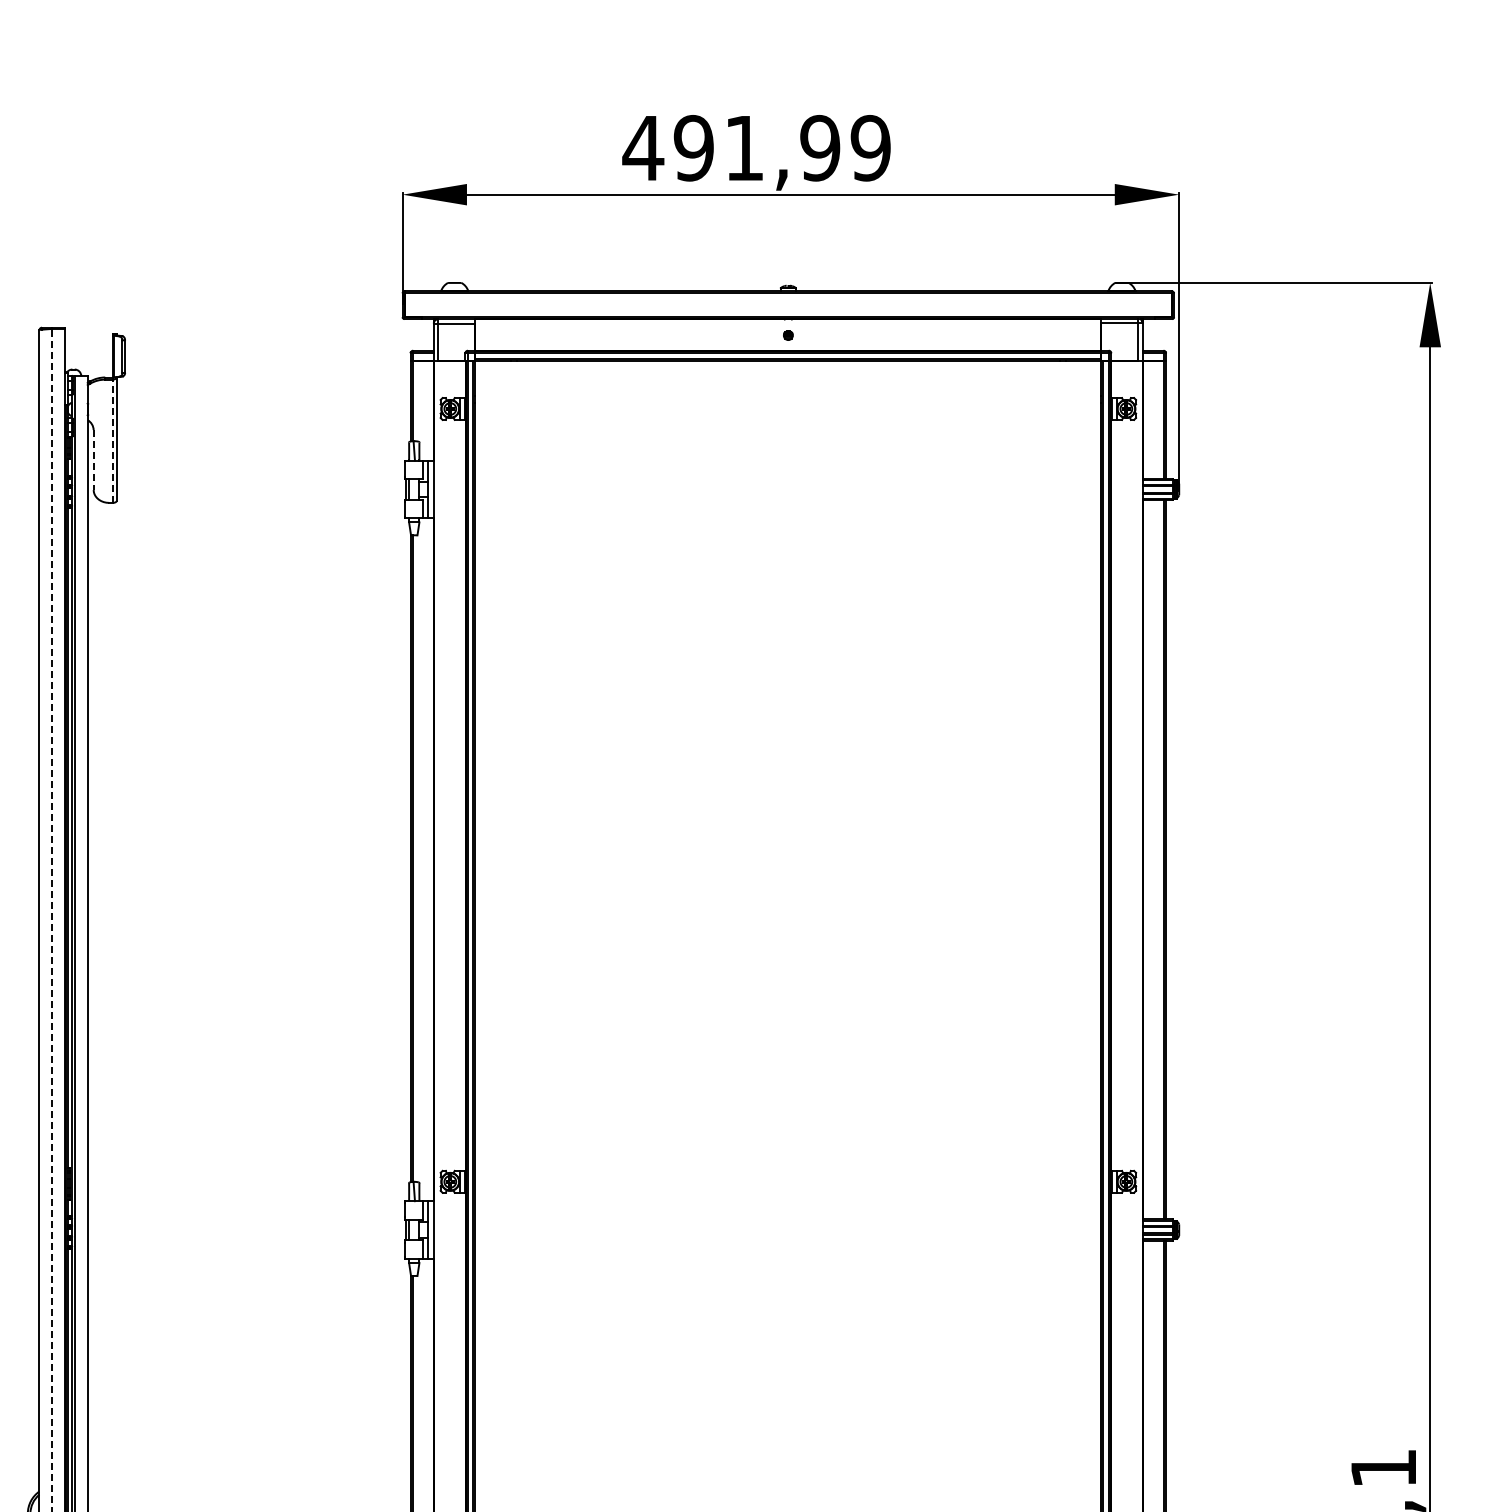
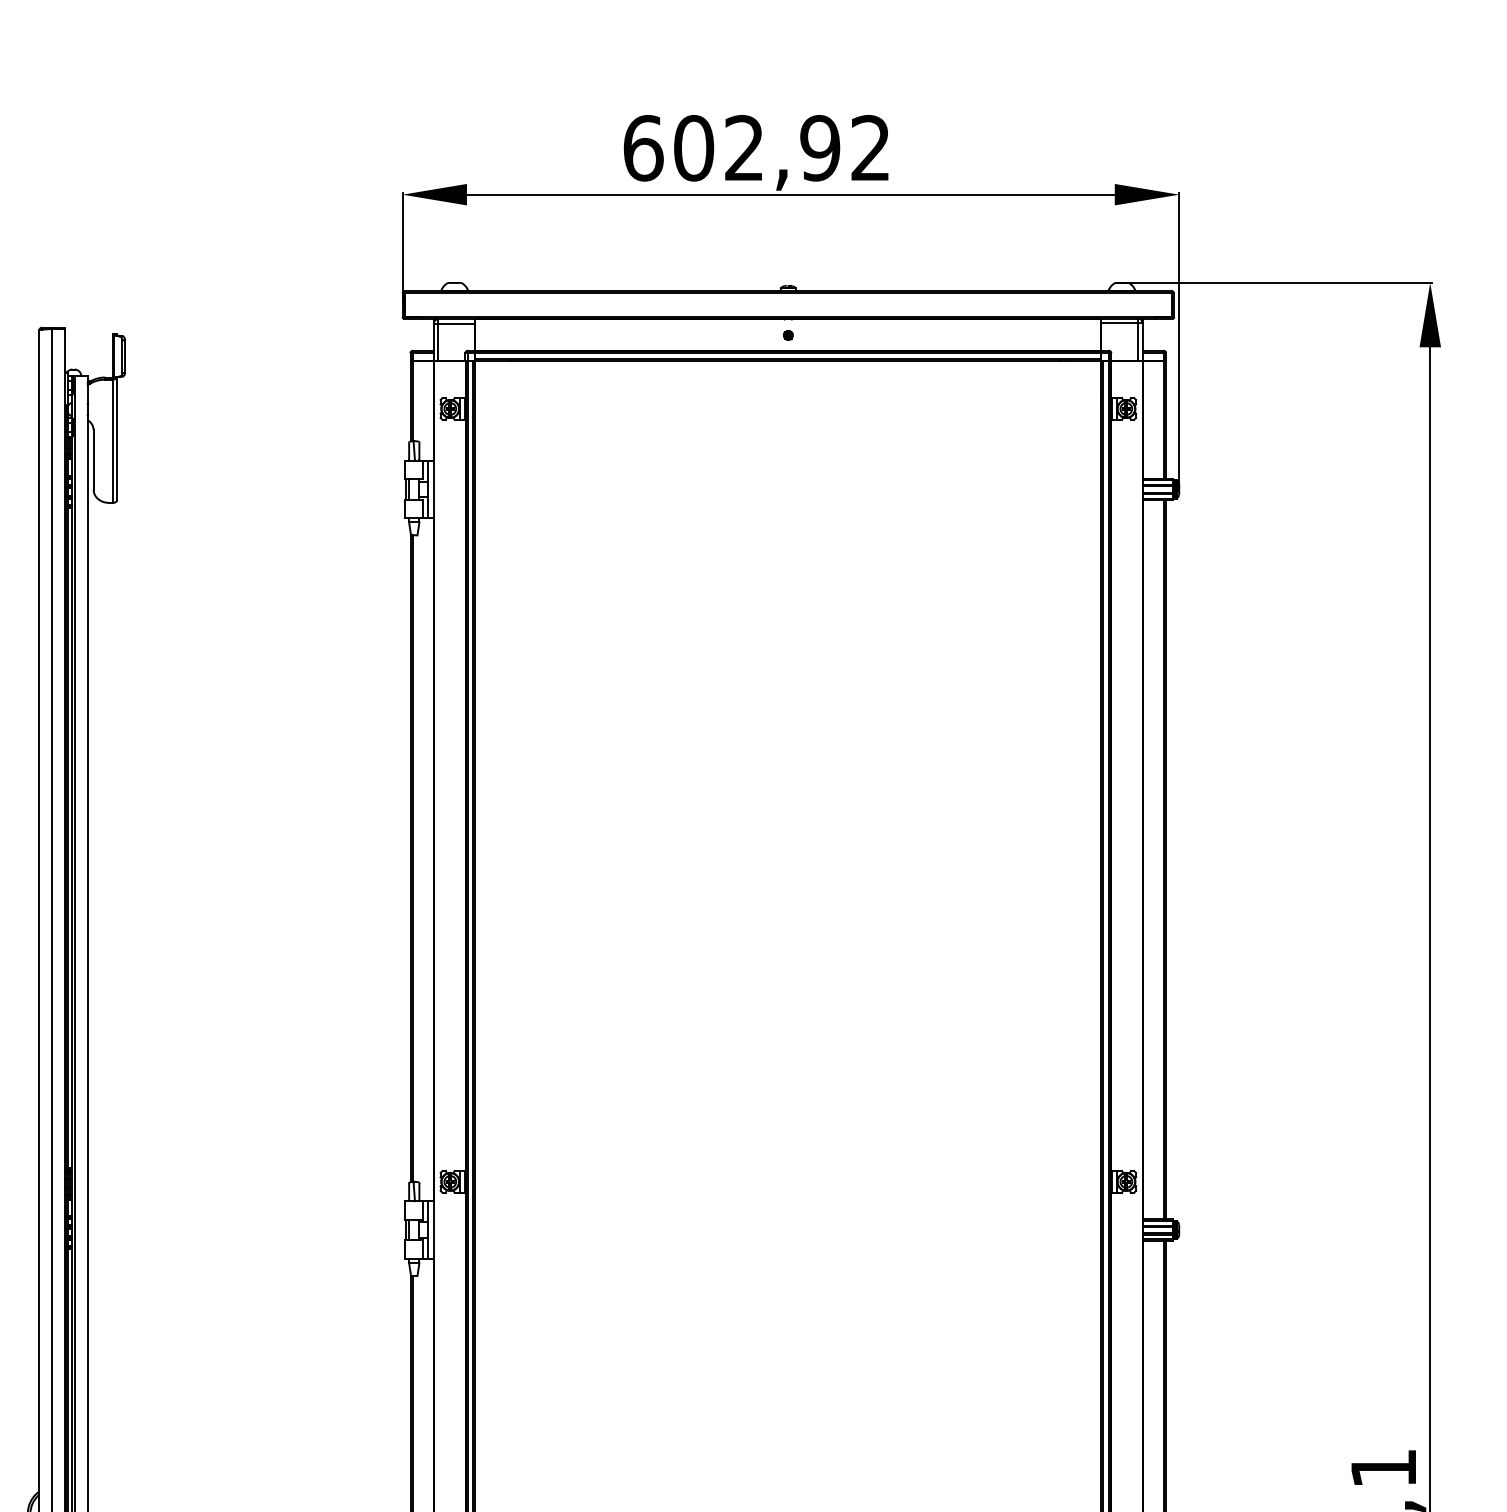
text: 491,99 -> 602,92 (756, 148)
line: dashed -> solid (112, 441)
line: dashed -> solid (93, 460)
line: dashed -> solid (51, 919)
